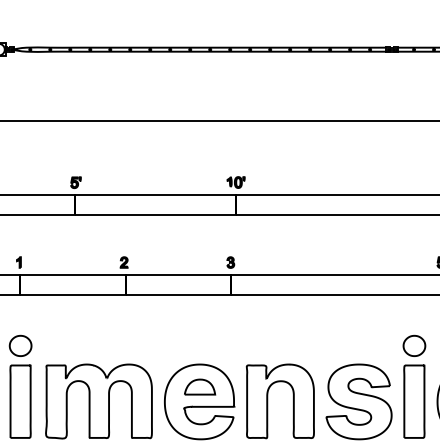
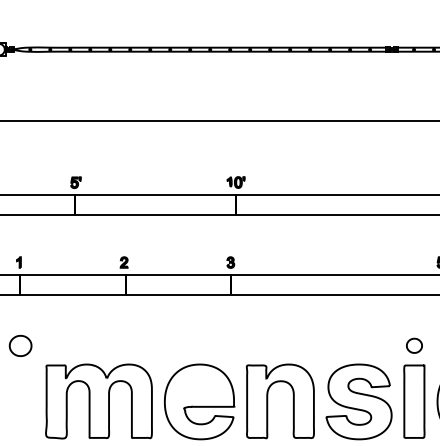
part size: 25x23 px -> 17x17 px (414, 345)
part: present -> none (200, 386)
part: present -> none (20, 401)
